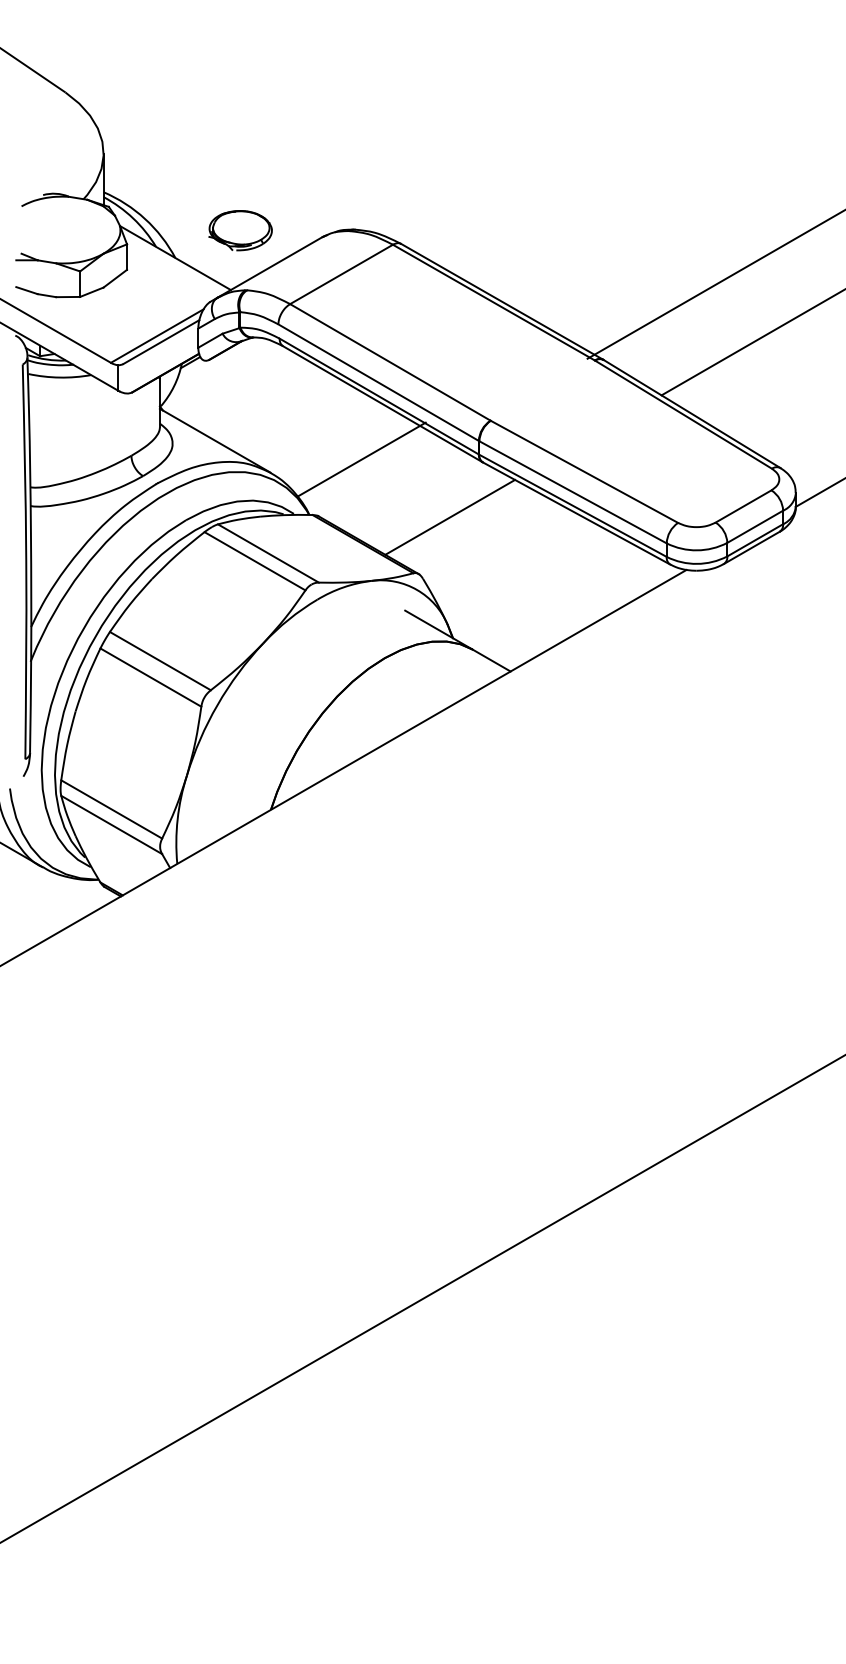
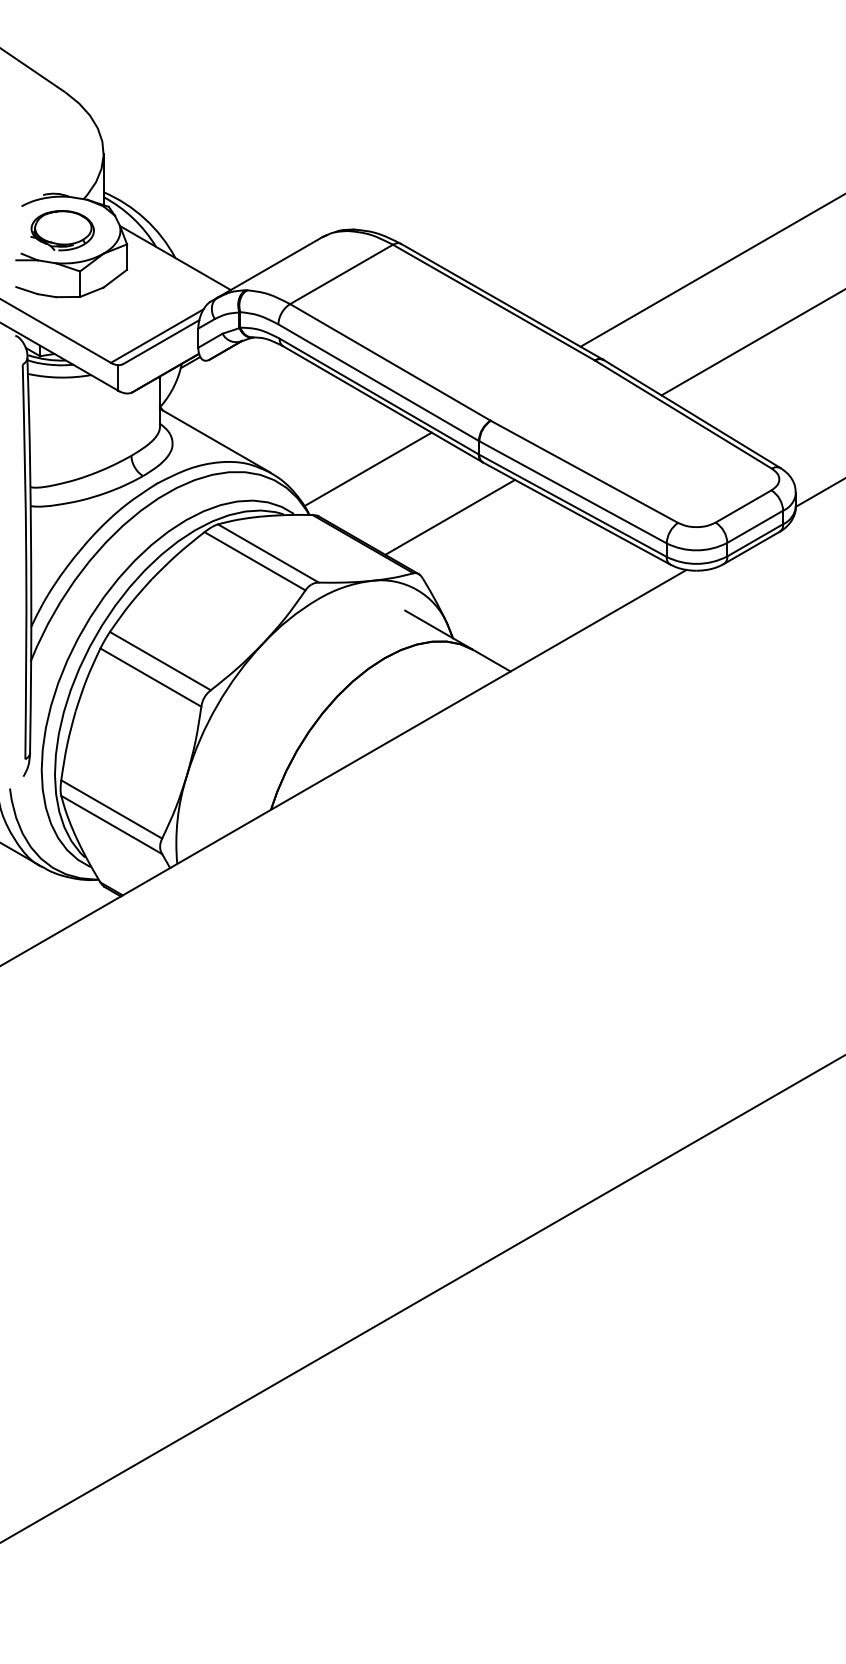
part position: (240, 230) -> (62, 230) (62, 230)
line position: (714, 284) -> (711, 270) (711, 270)
line position: (361, 459) -> (367, 469) (367, 469)
